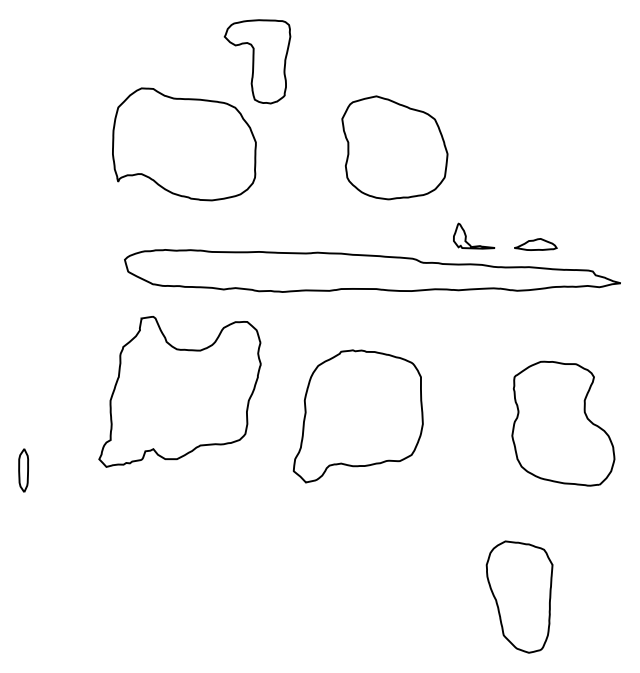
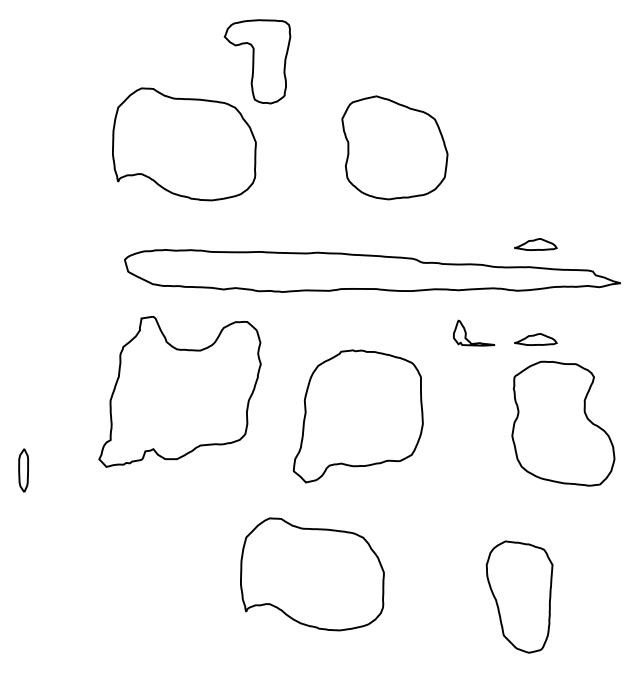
part position: (466, 235) -> (466, 332) (466, 332)
part: none -> present (535, 339)
part: none -> present (312, 574)
